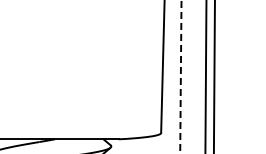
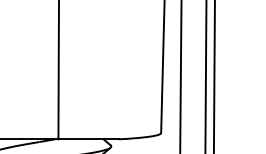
line: none -> present (58, 70)
line: dashed -> solid (180, 77)
